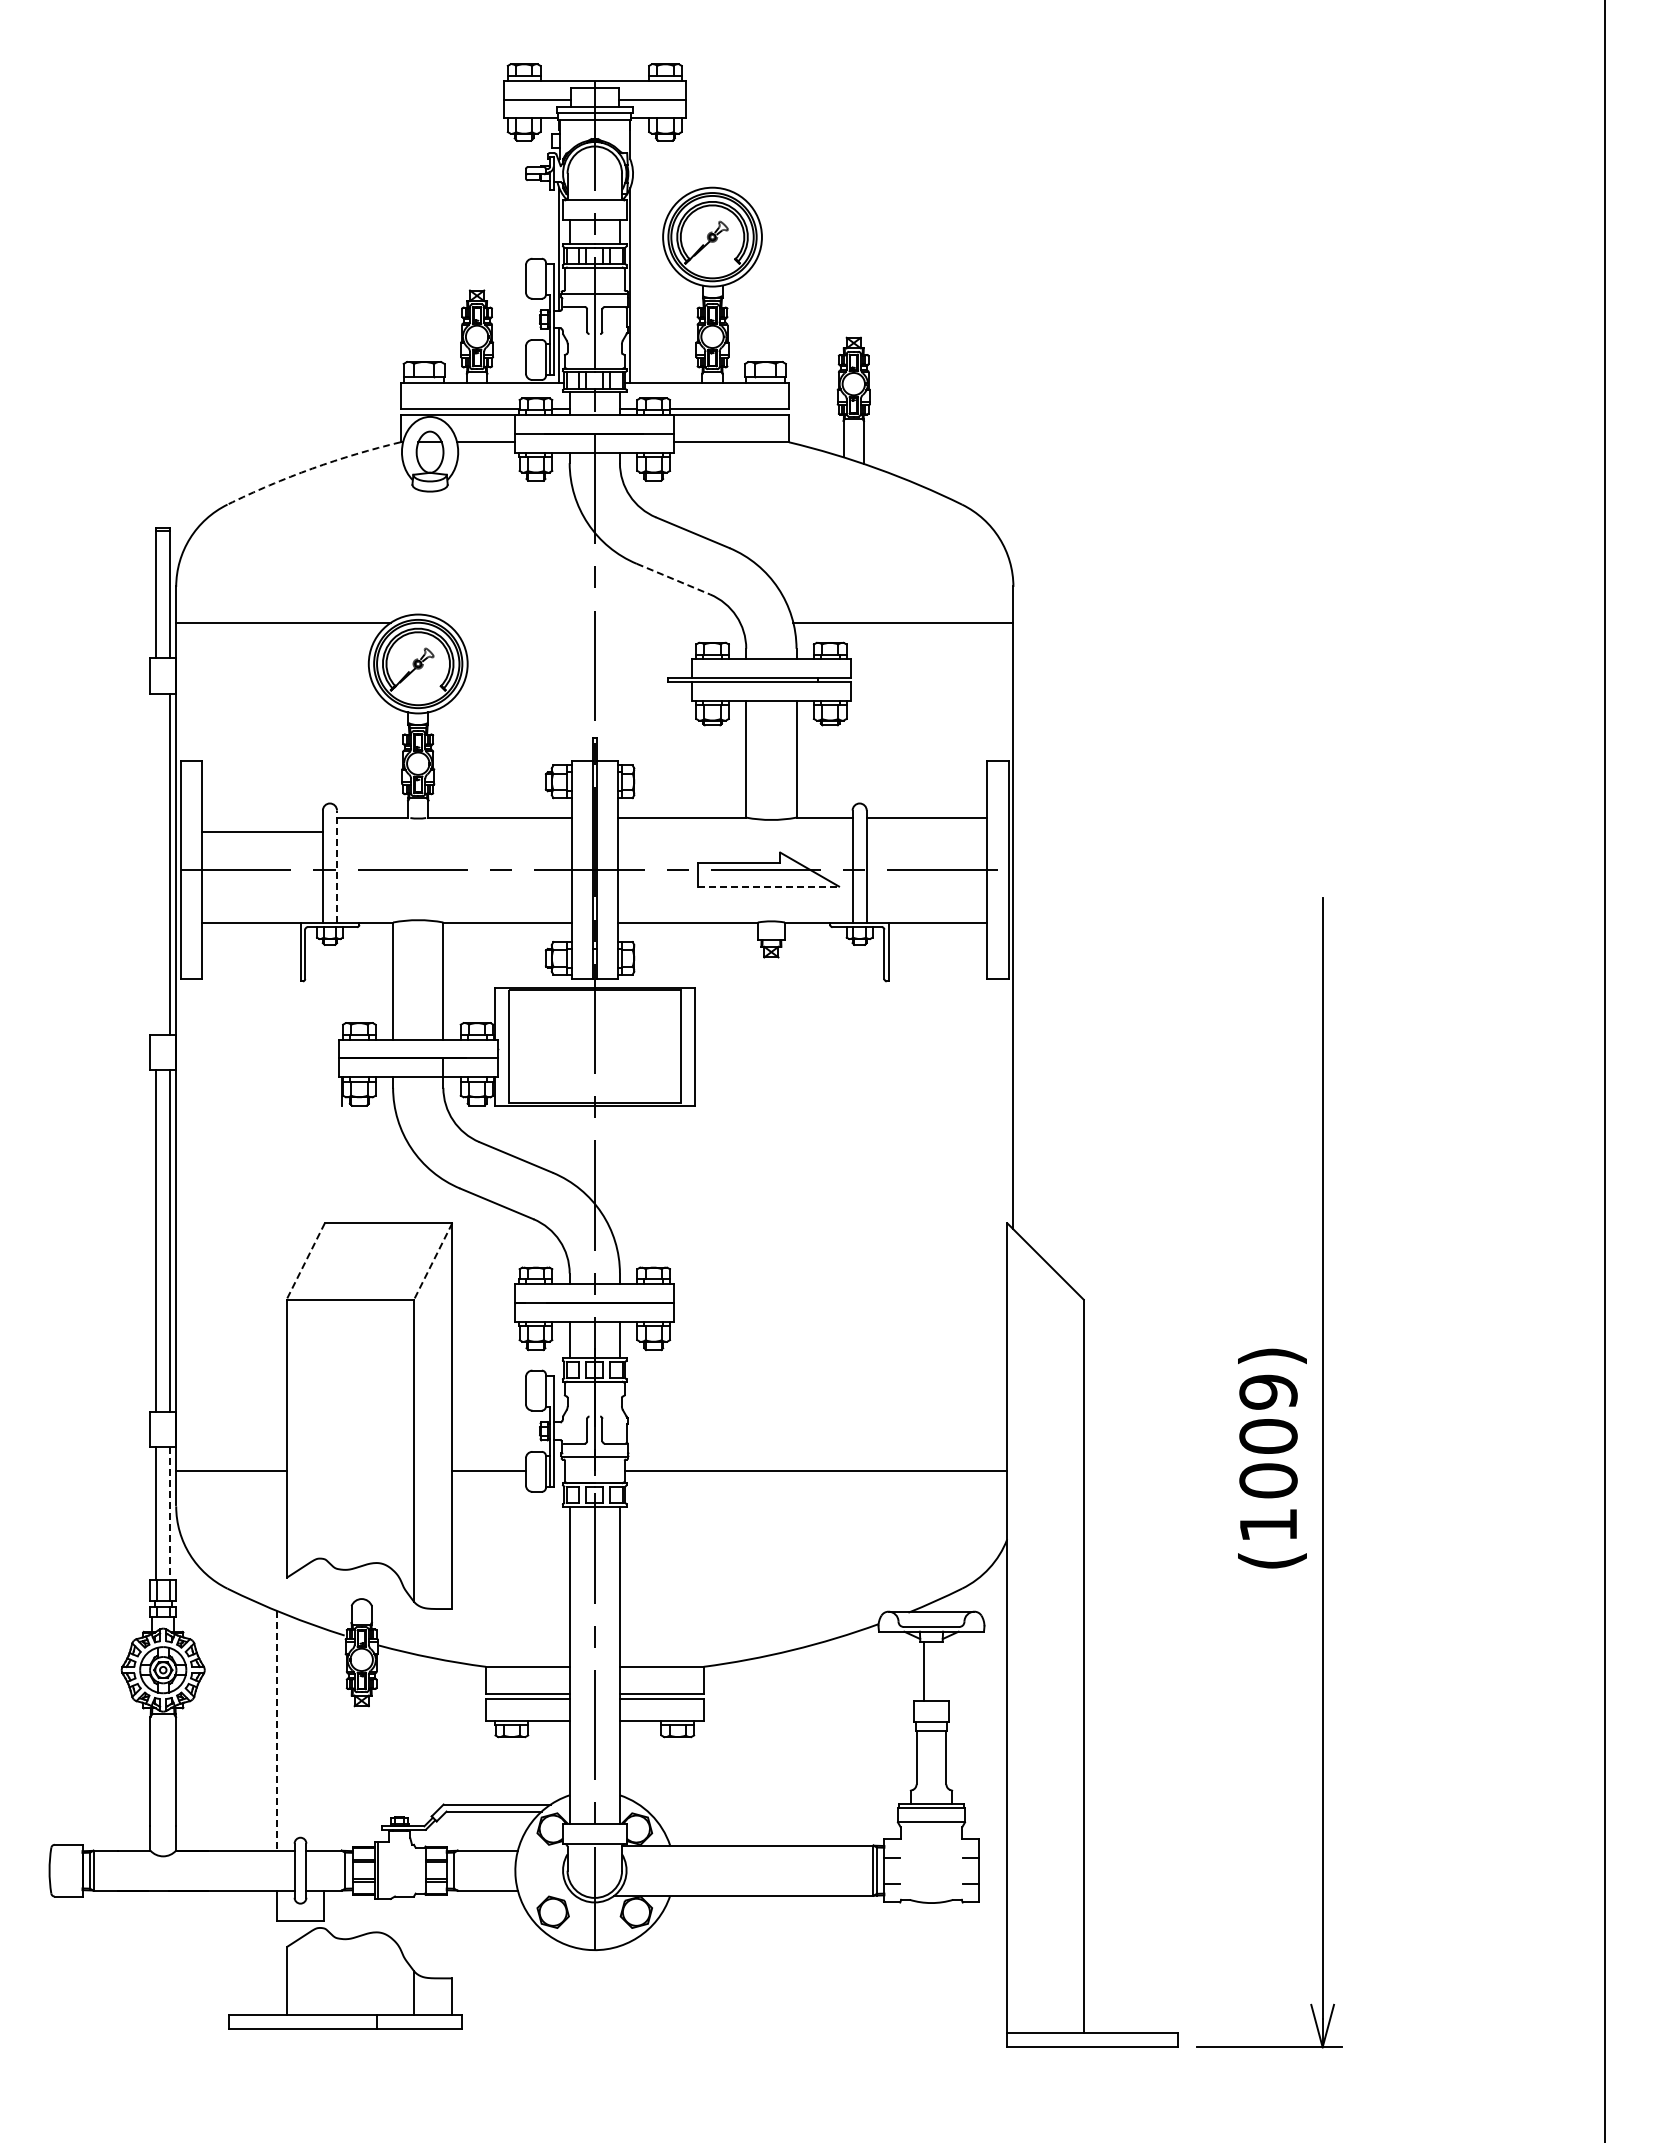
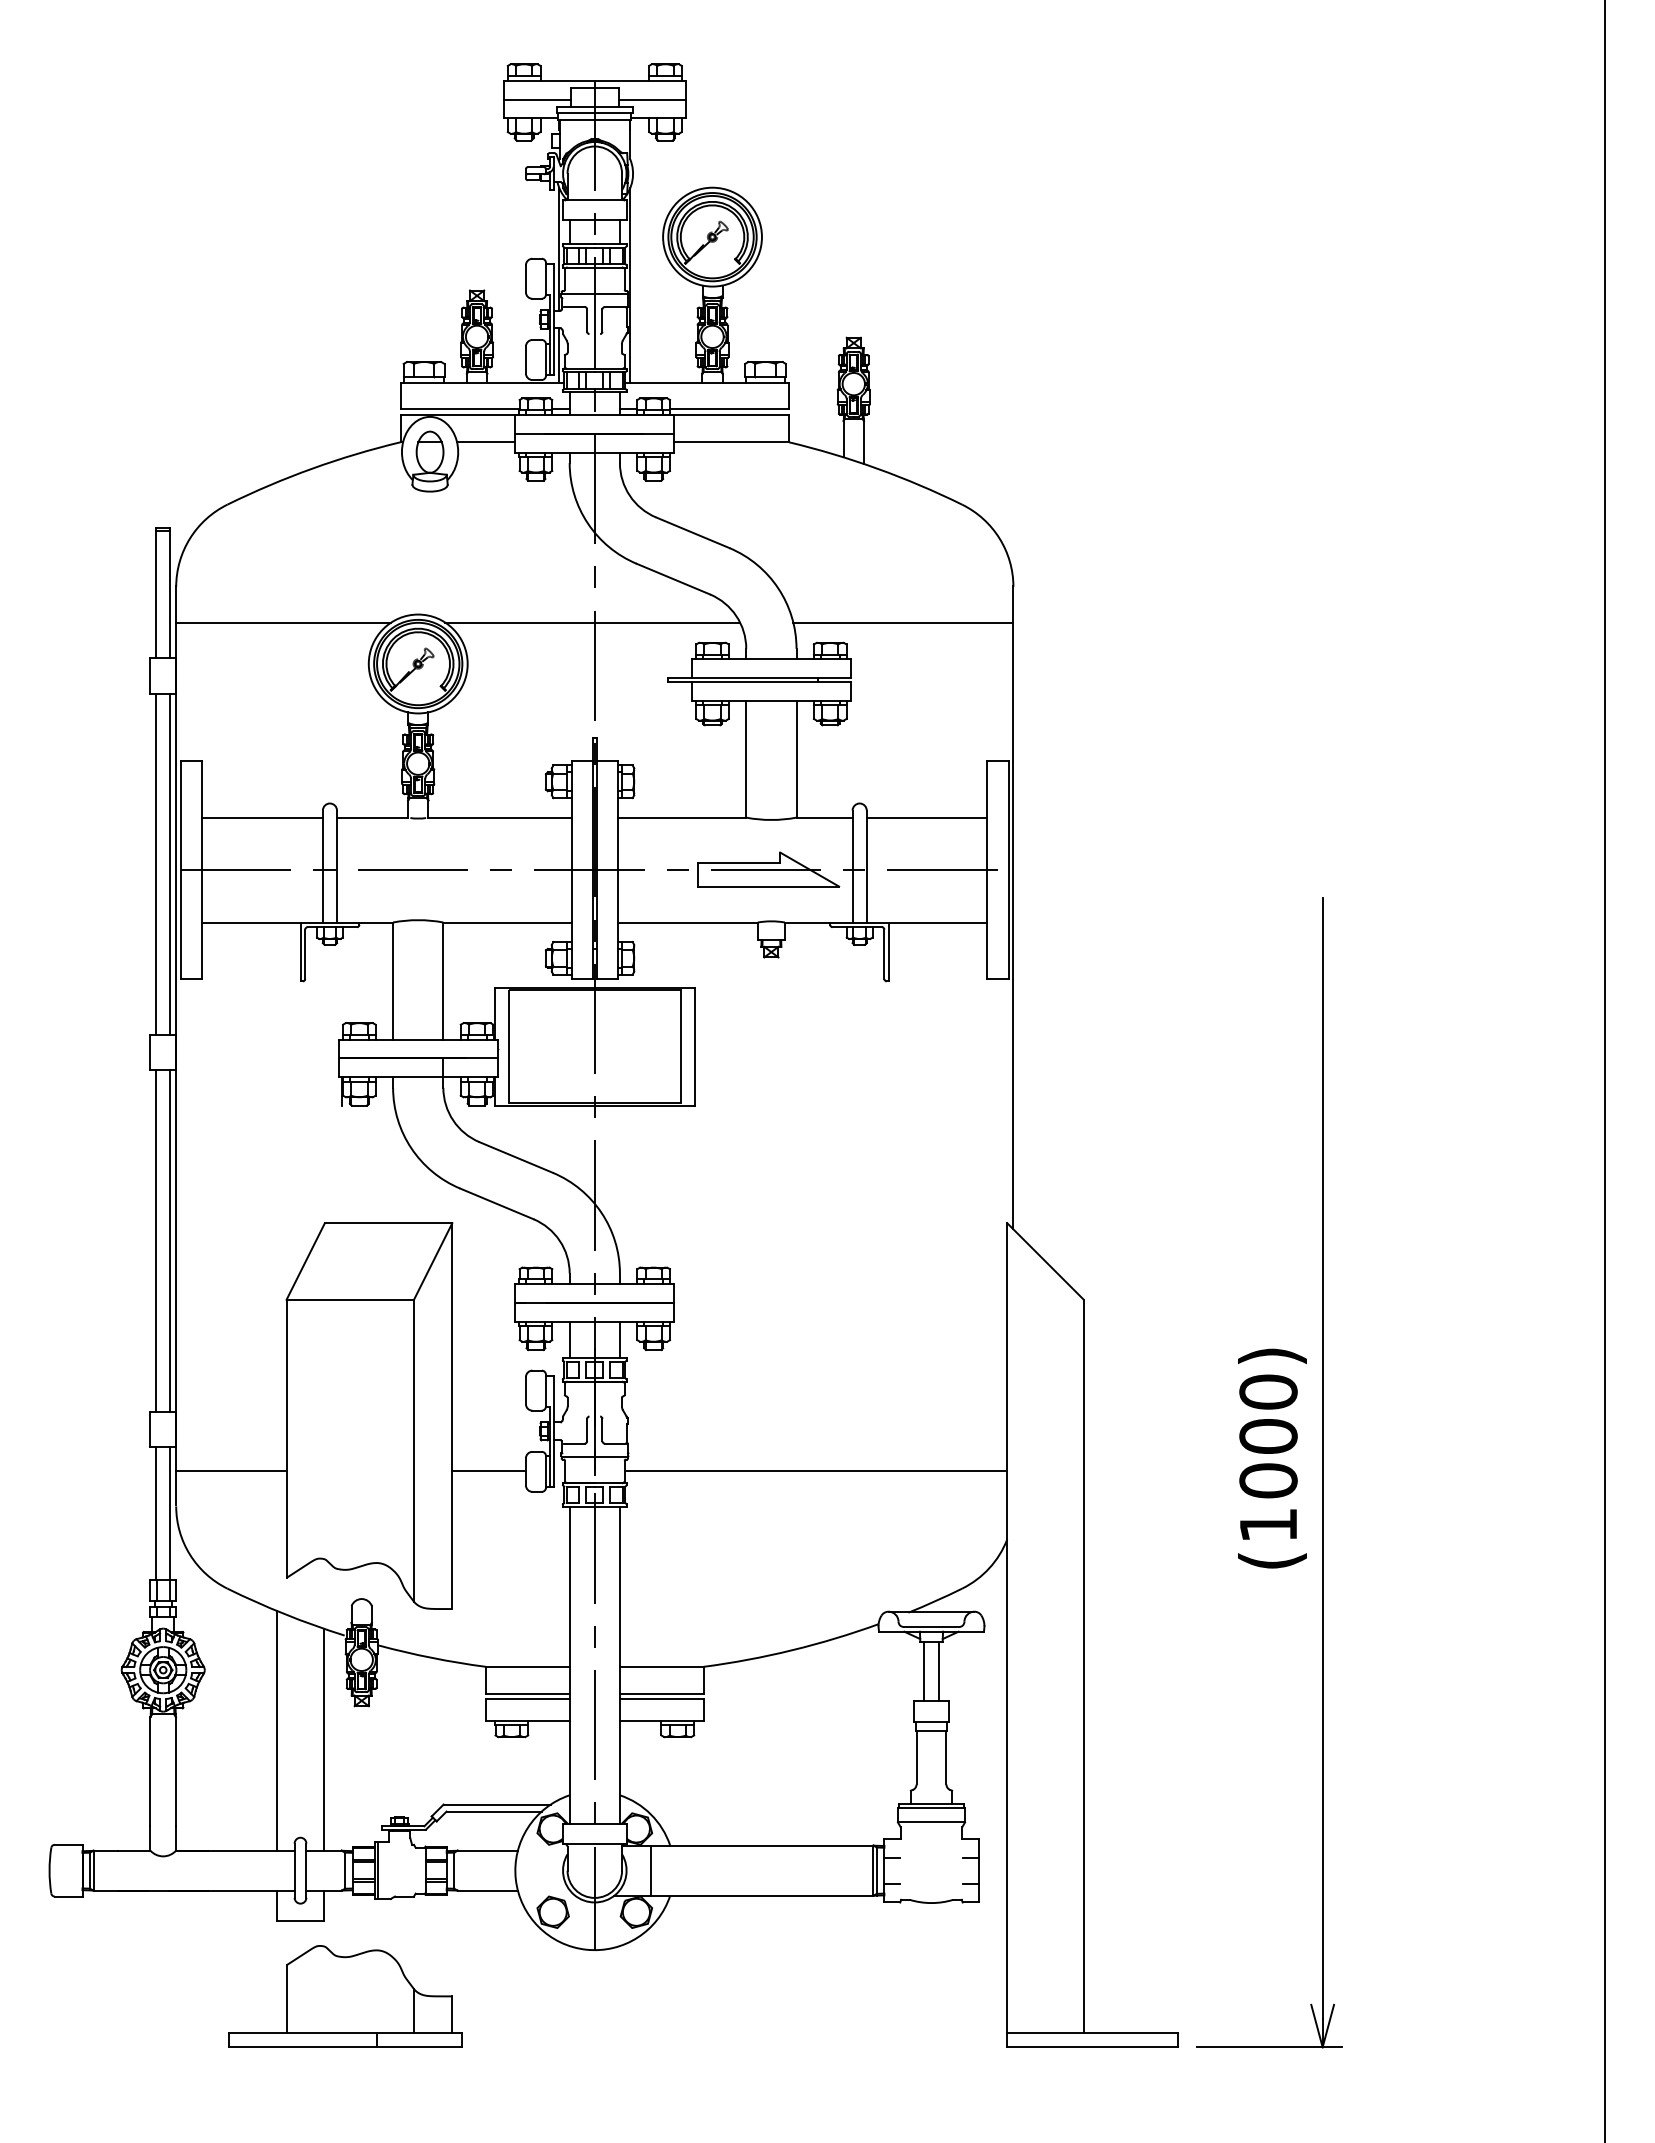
arc: dashed -> solid (312, 468)
line: dashed -> solid (673, 579)
line: none -> present (592, 622)
line position: (262, 831) -> (262, 817) (262, 817)
line: none -> present (156, 863)
line: dashed -> solid (337, 866)
line: dashed -> solid (768, 886)
line: dashed -> solid (305, 1261)
line: dashed -> solid (433, 1261)
text: (1009) -> (1000) (1268, 1391)
line: dashed -> solid (170, 1514)
line: none -> present (939, 1671)
line: dashed -> solid (276, 1730)
line: none -> present (324, 1739)
line: none -> present (650, 1870)
part position: (345, 1978) -> (345, 1996) (345, 1996)
